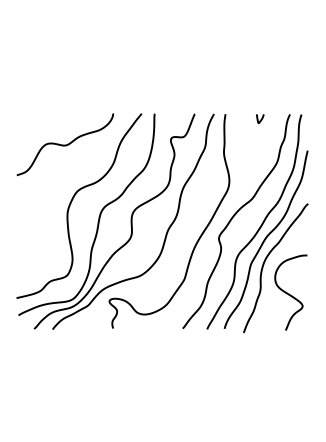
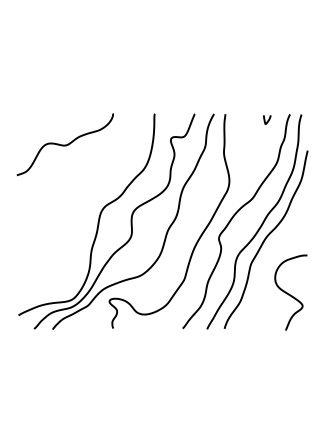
curve position: (261, 118) -> (268, 119) (268, 119)
curve: present -> none (72, 201)
curve: present -> none (265, 262)
